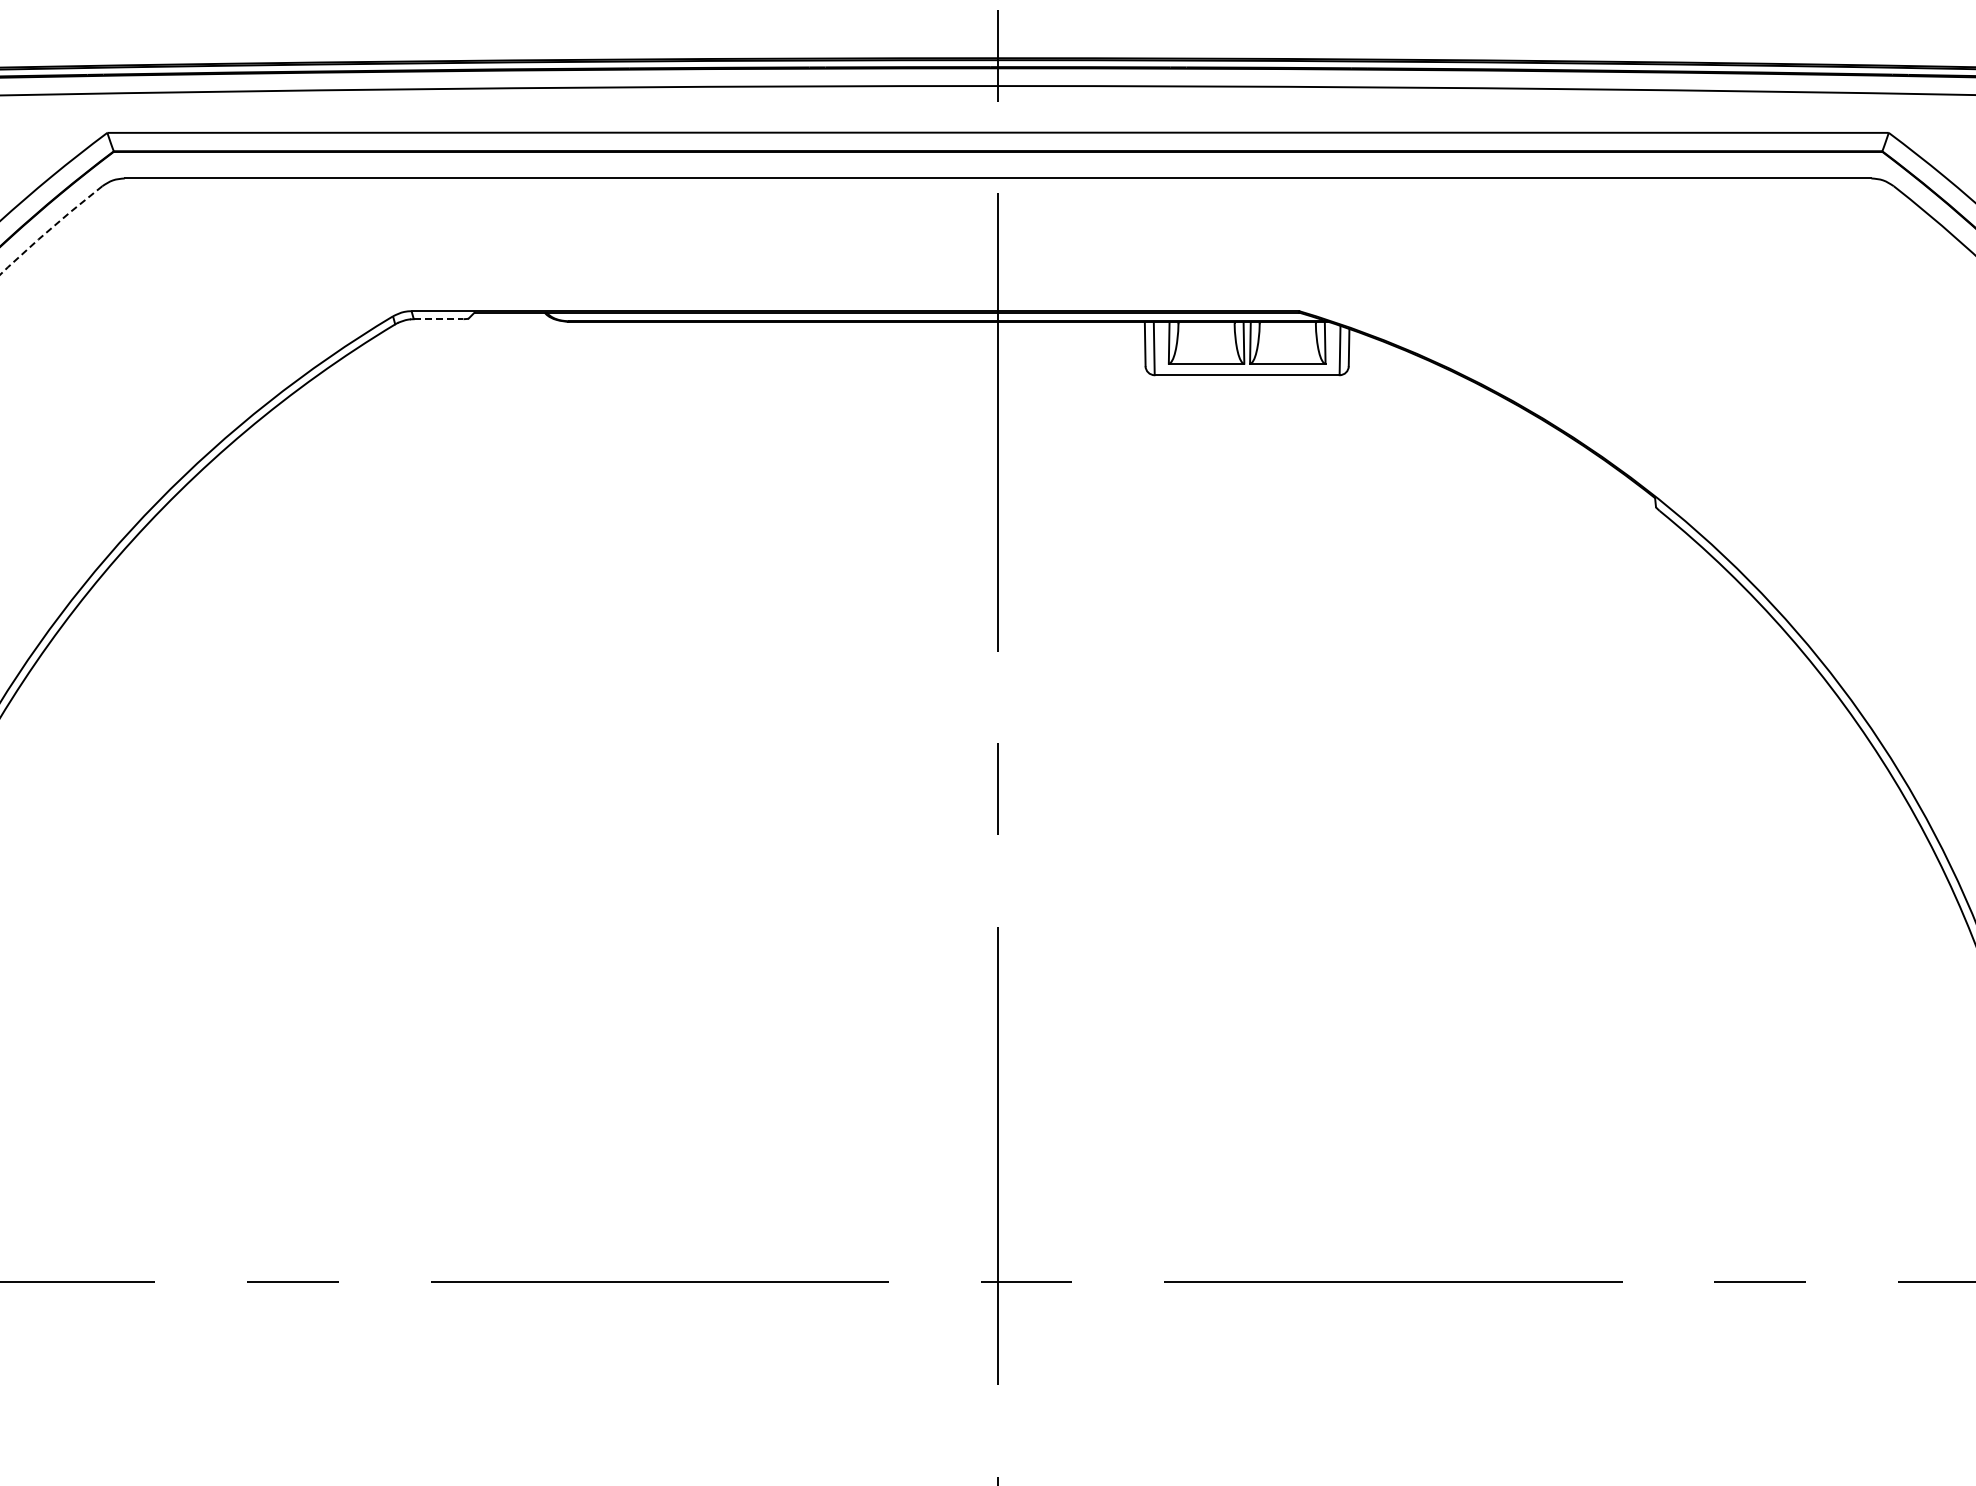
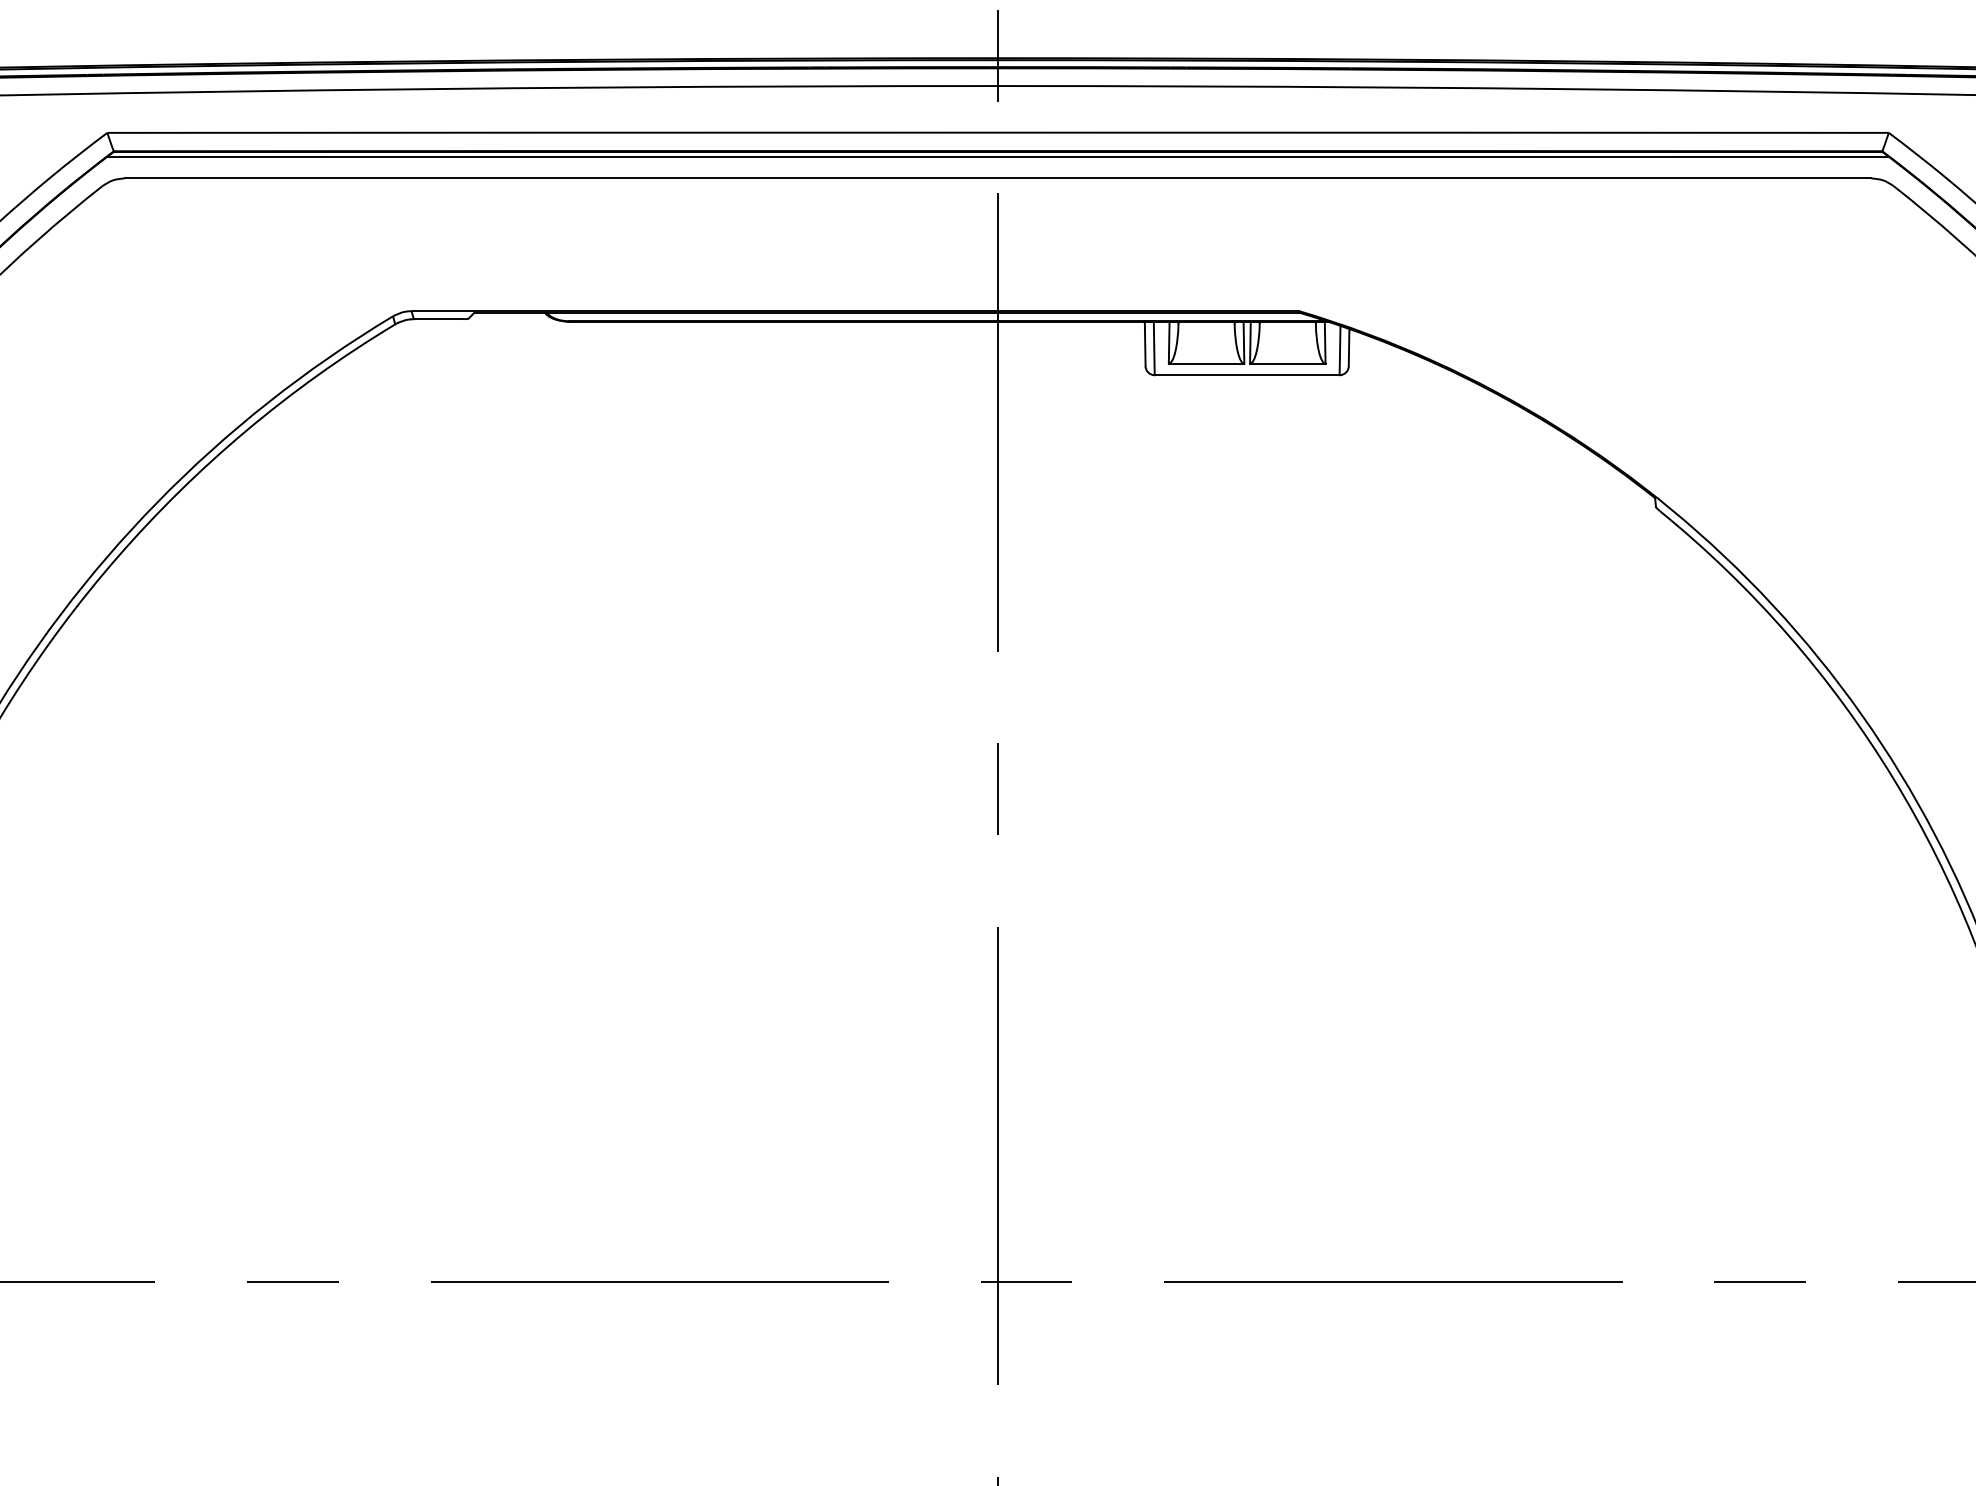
line: none -> present (997, 156)
arc: dashed -> solid (49, 229)
line: dashed -> solid (438, 319)
